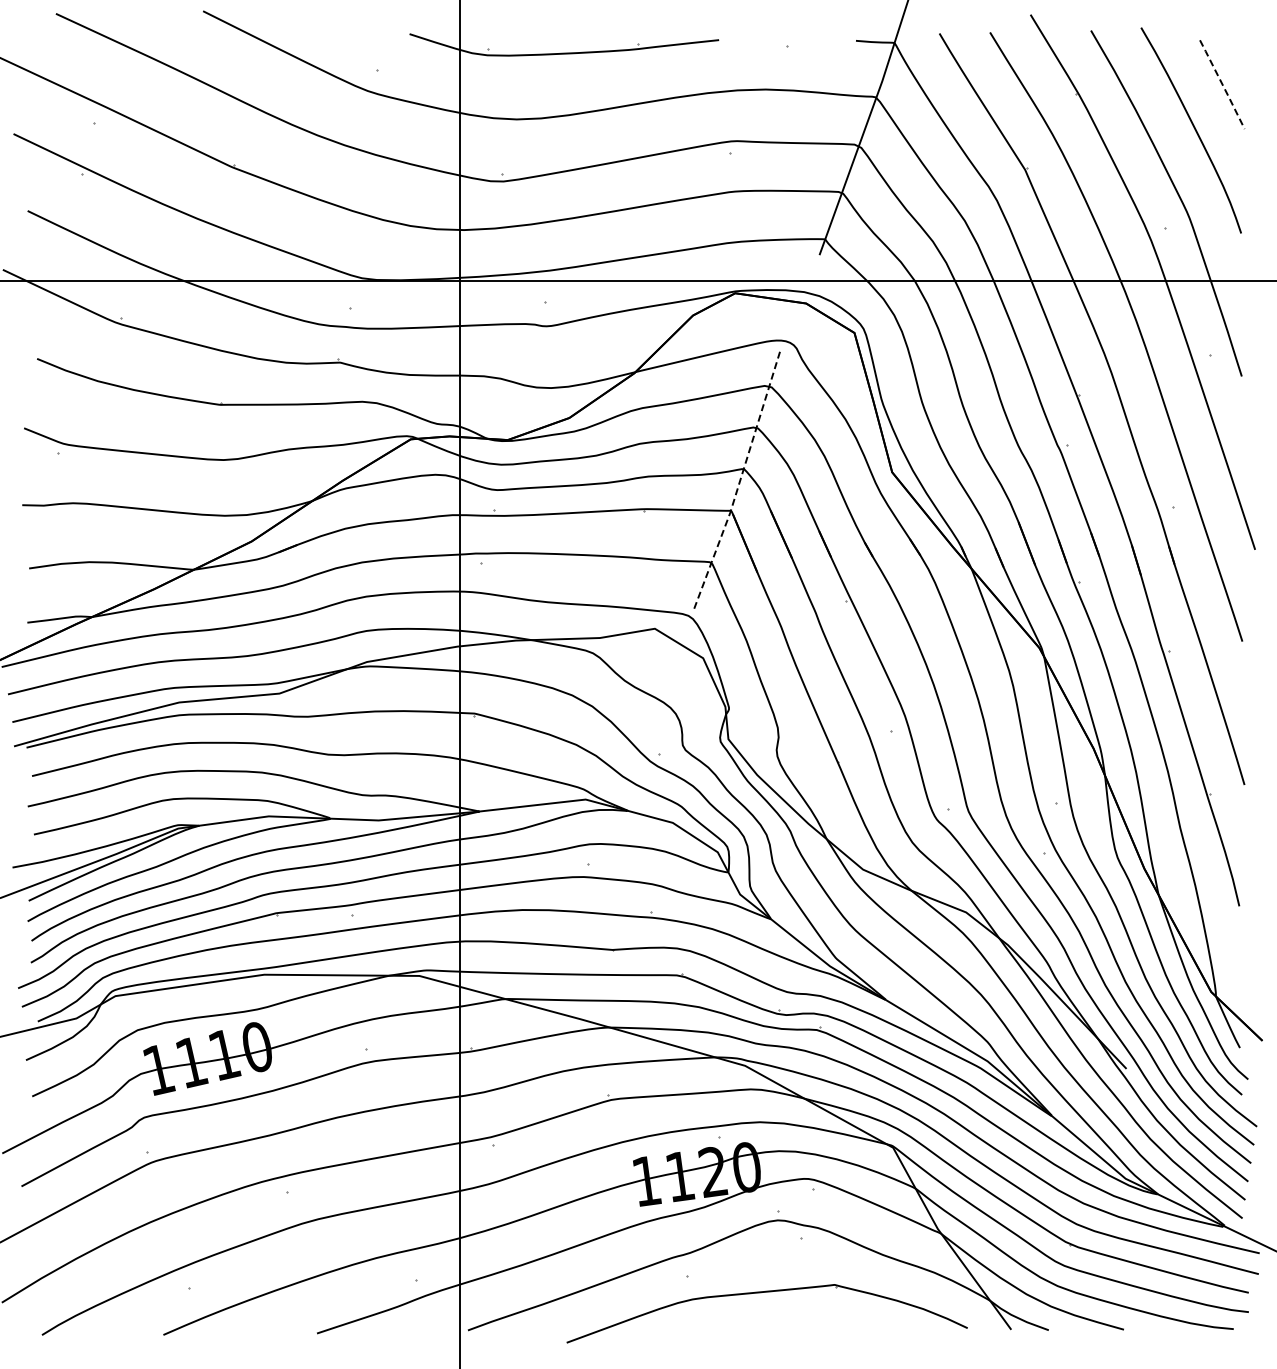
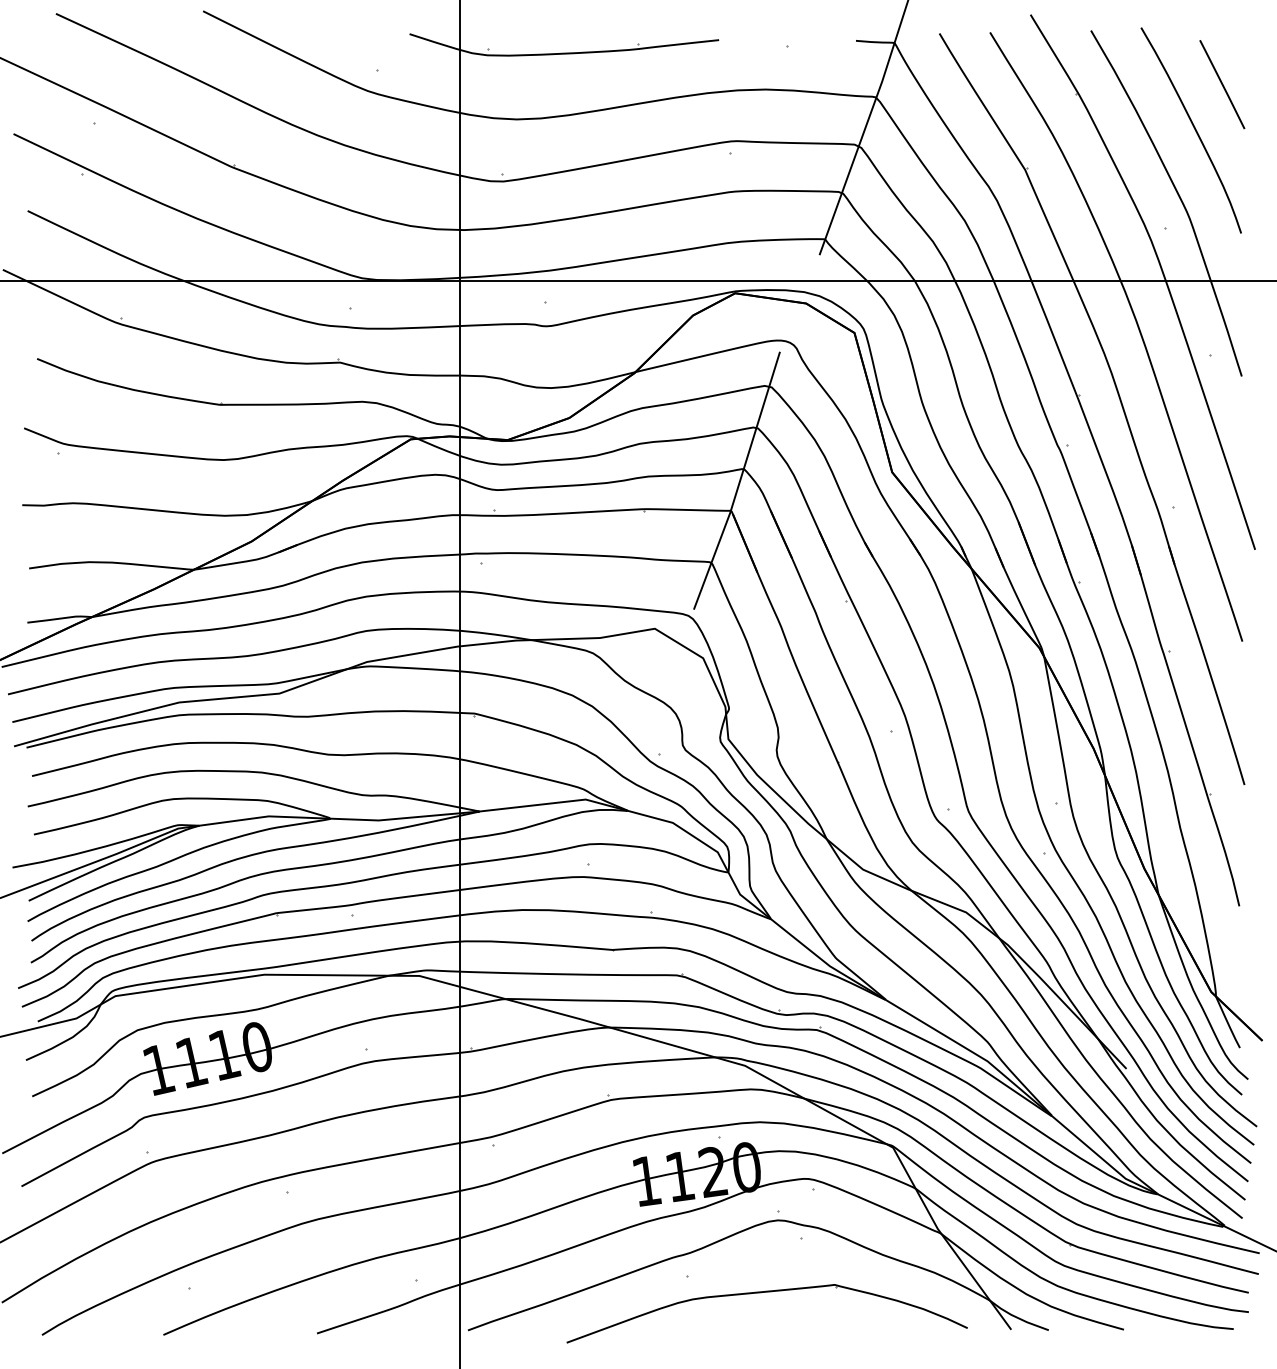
line: dashed -> solid (1222, 85)
line: dashed -> solid (739, 482)
